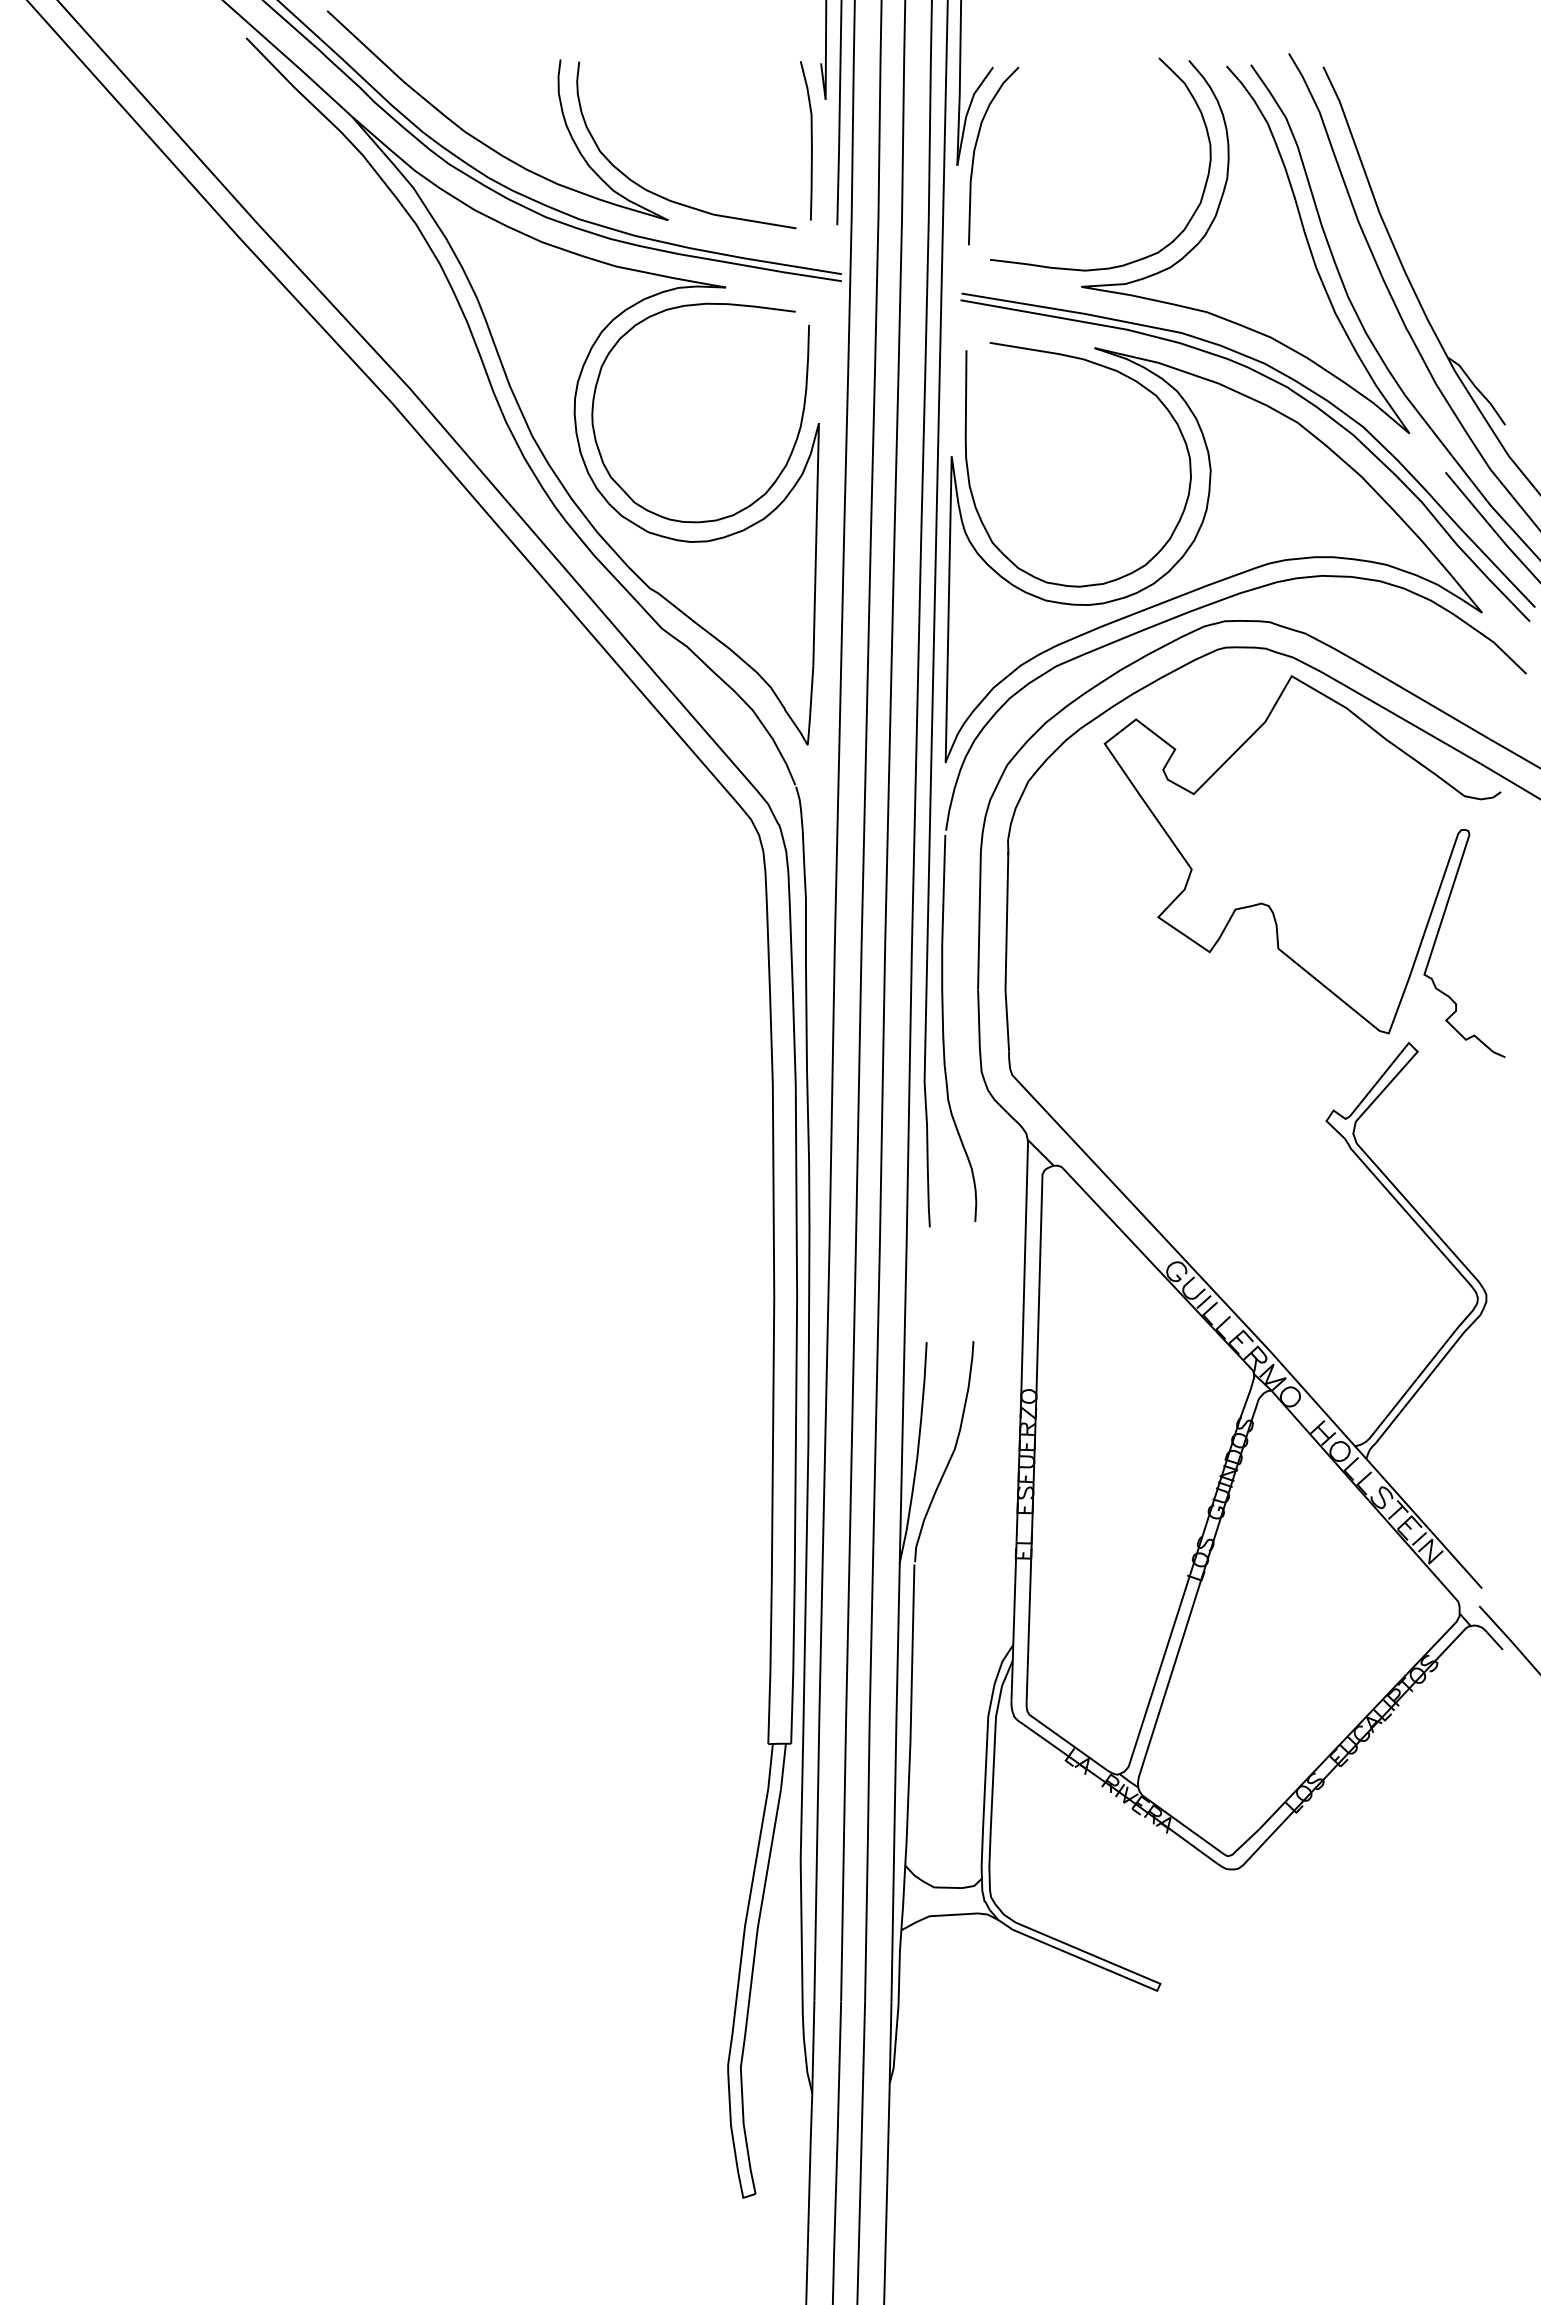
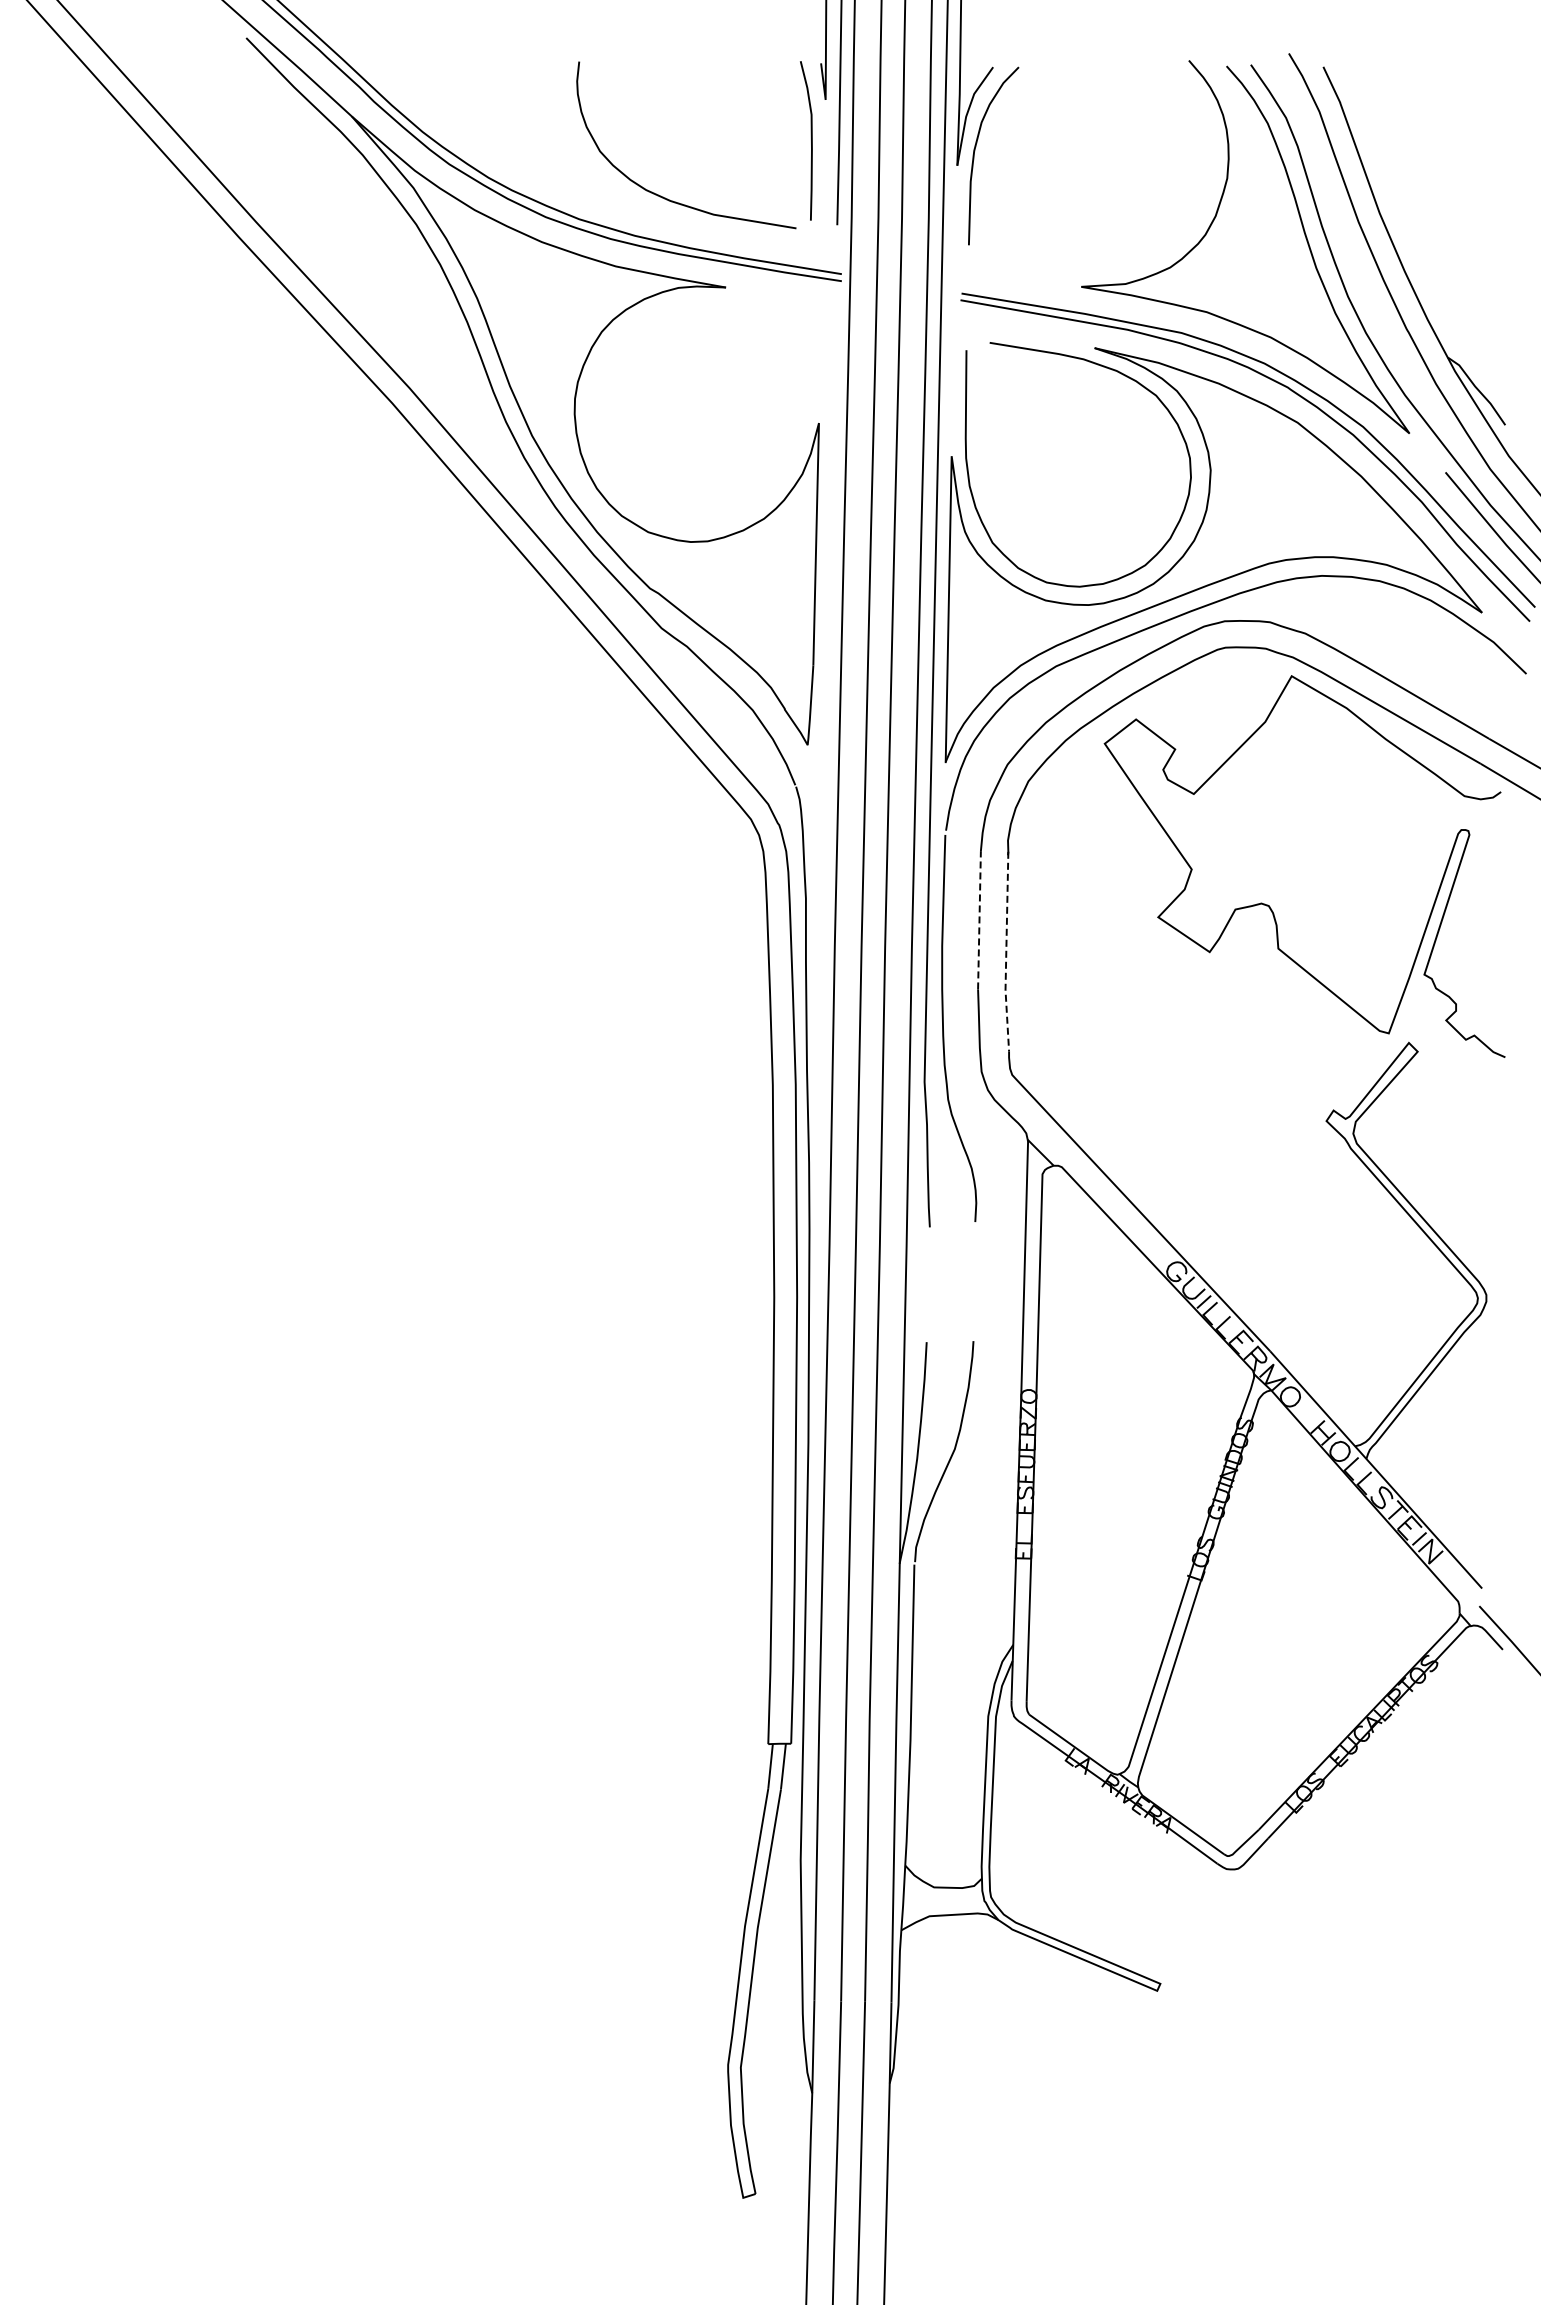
part: present -> none (482, 141)
curve: present -> none (1131, 261)
curve: present -> none (792, 447)
line: solid -> dashed (979, 919)
line: solid -> dashed (1006, 952)
